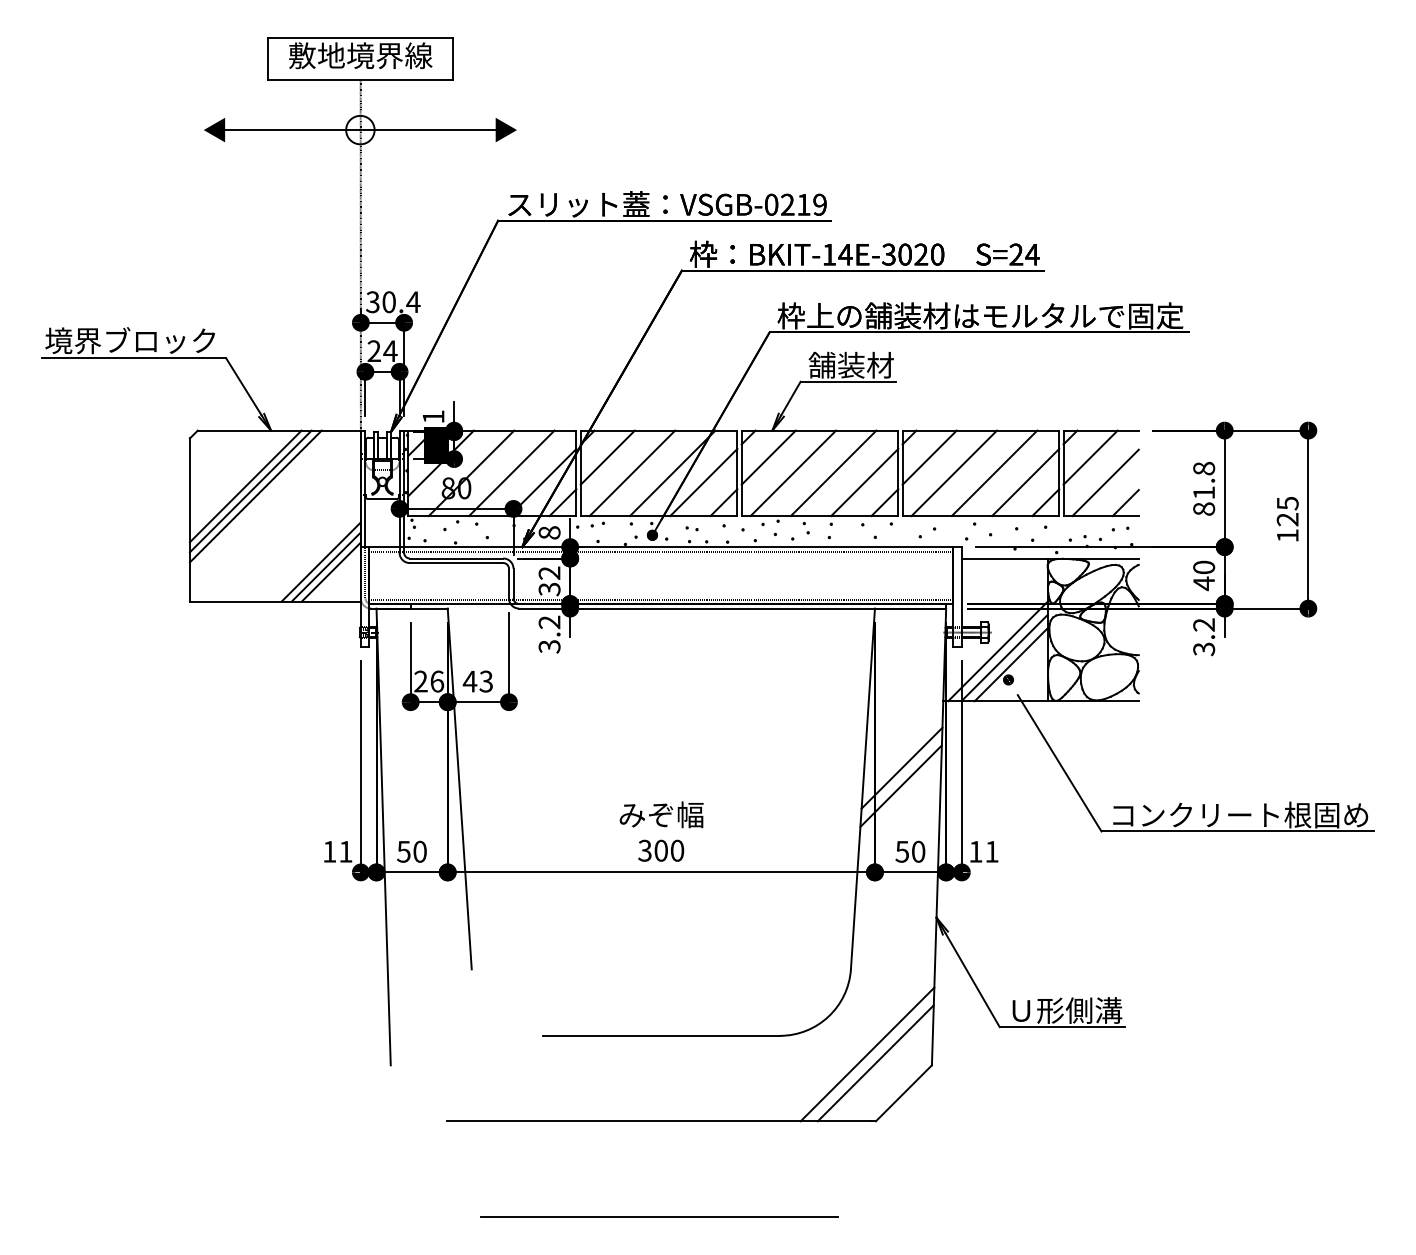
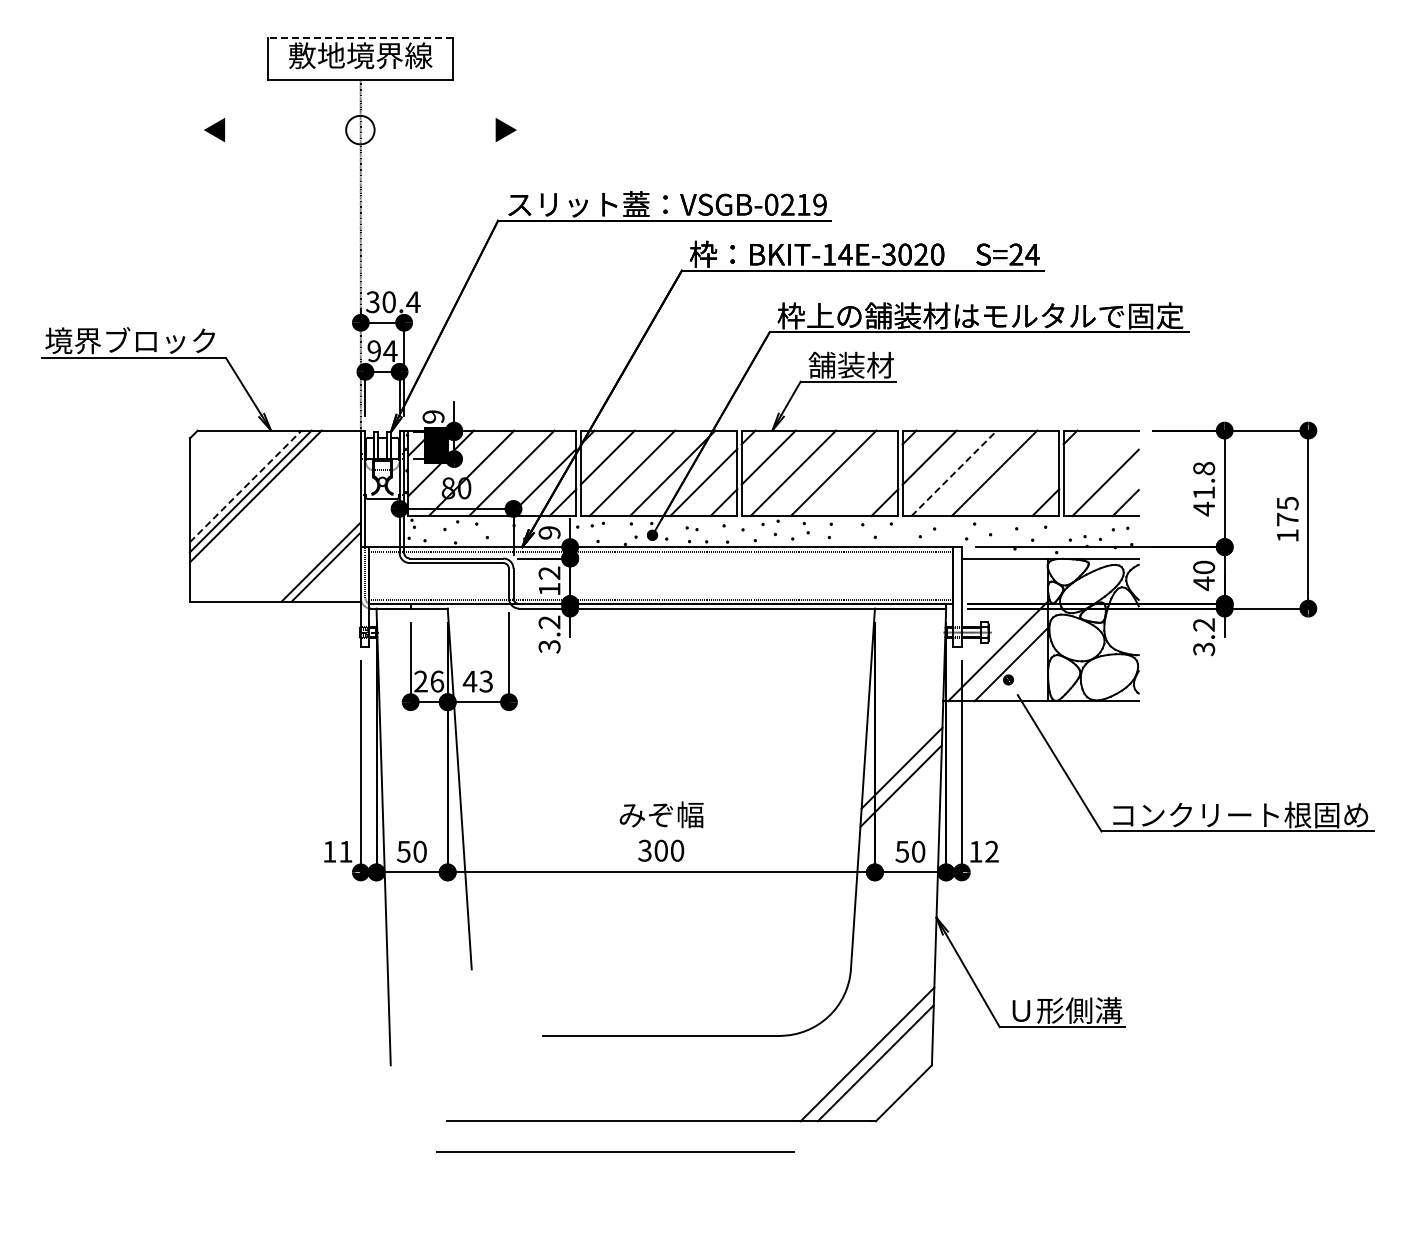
line: solid -> dashed (360, 37)
line: present -> none (359, 130)
text: 24 -> 94 (373, 351)
text: 1 -> 9 (433, 416)
line: present -> none (1090, 457)
line: solid -> dashed (954, 472)
line: present -> none (864, 482)
line: present -> none (1025, 482)
line: solid -> dashed (245, 486)
text: 81.8 -> 41.8 (1204, 508)
text: 125 -> 175 (1287, 519)
text: 8 -> 9 (549, 532)
line: present -> none (330, 571)
text: 32 -> 12 (549, 589)
line: present -> none (1004, 658)
text: 11 -> 12 (991, 851)
line position: (659, 1216) -> (615, 1151) (615, 1151)
